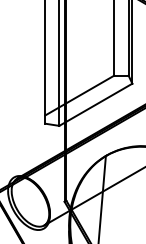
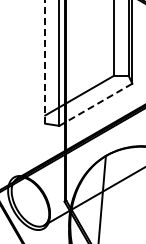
line: solid -> dashed (45, 61)
line: solid -> dashed (96, 104)
